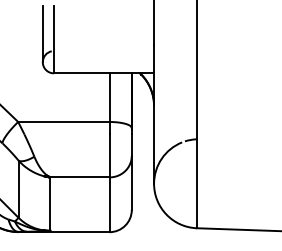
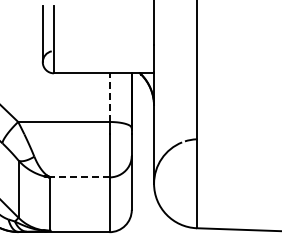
line: solid -> dashed (109, 97)
line: solid -> dashed (79, 177)
